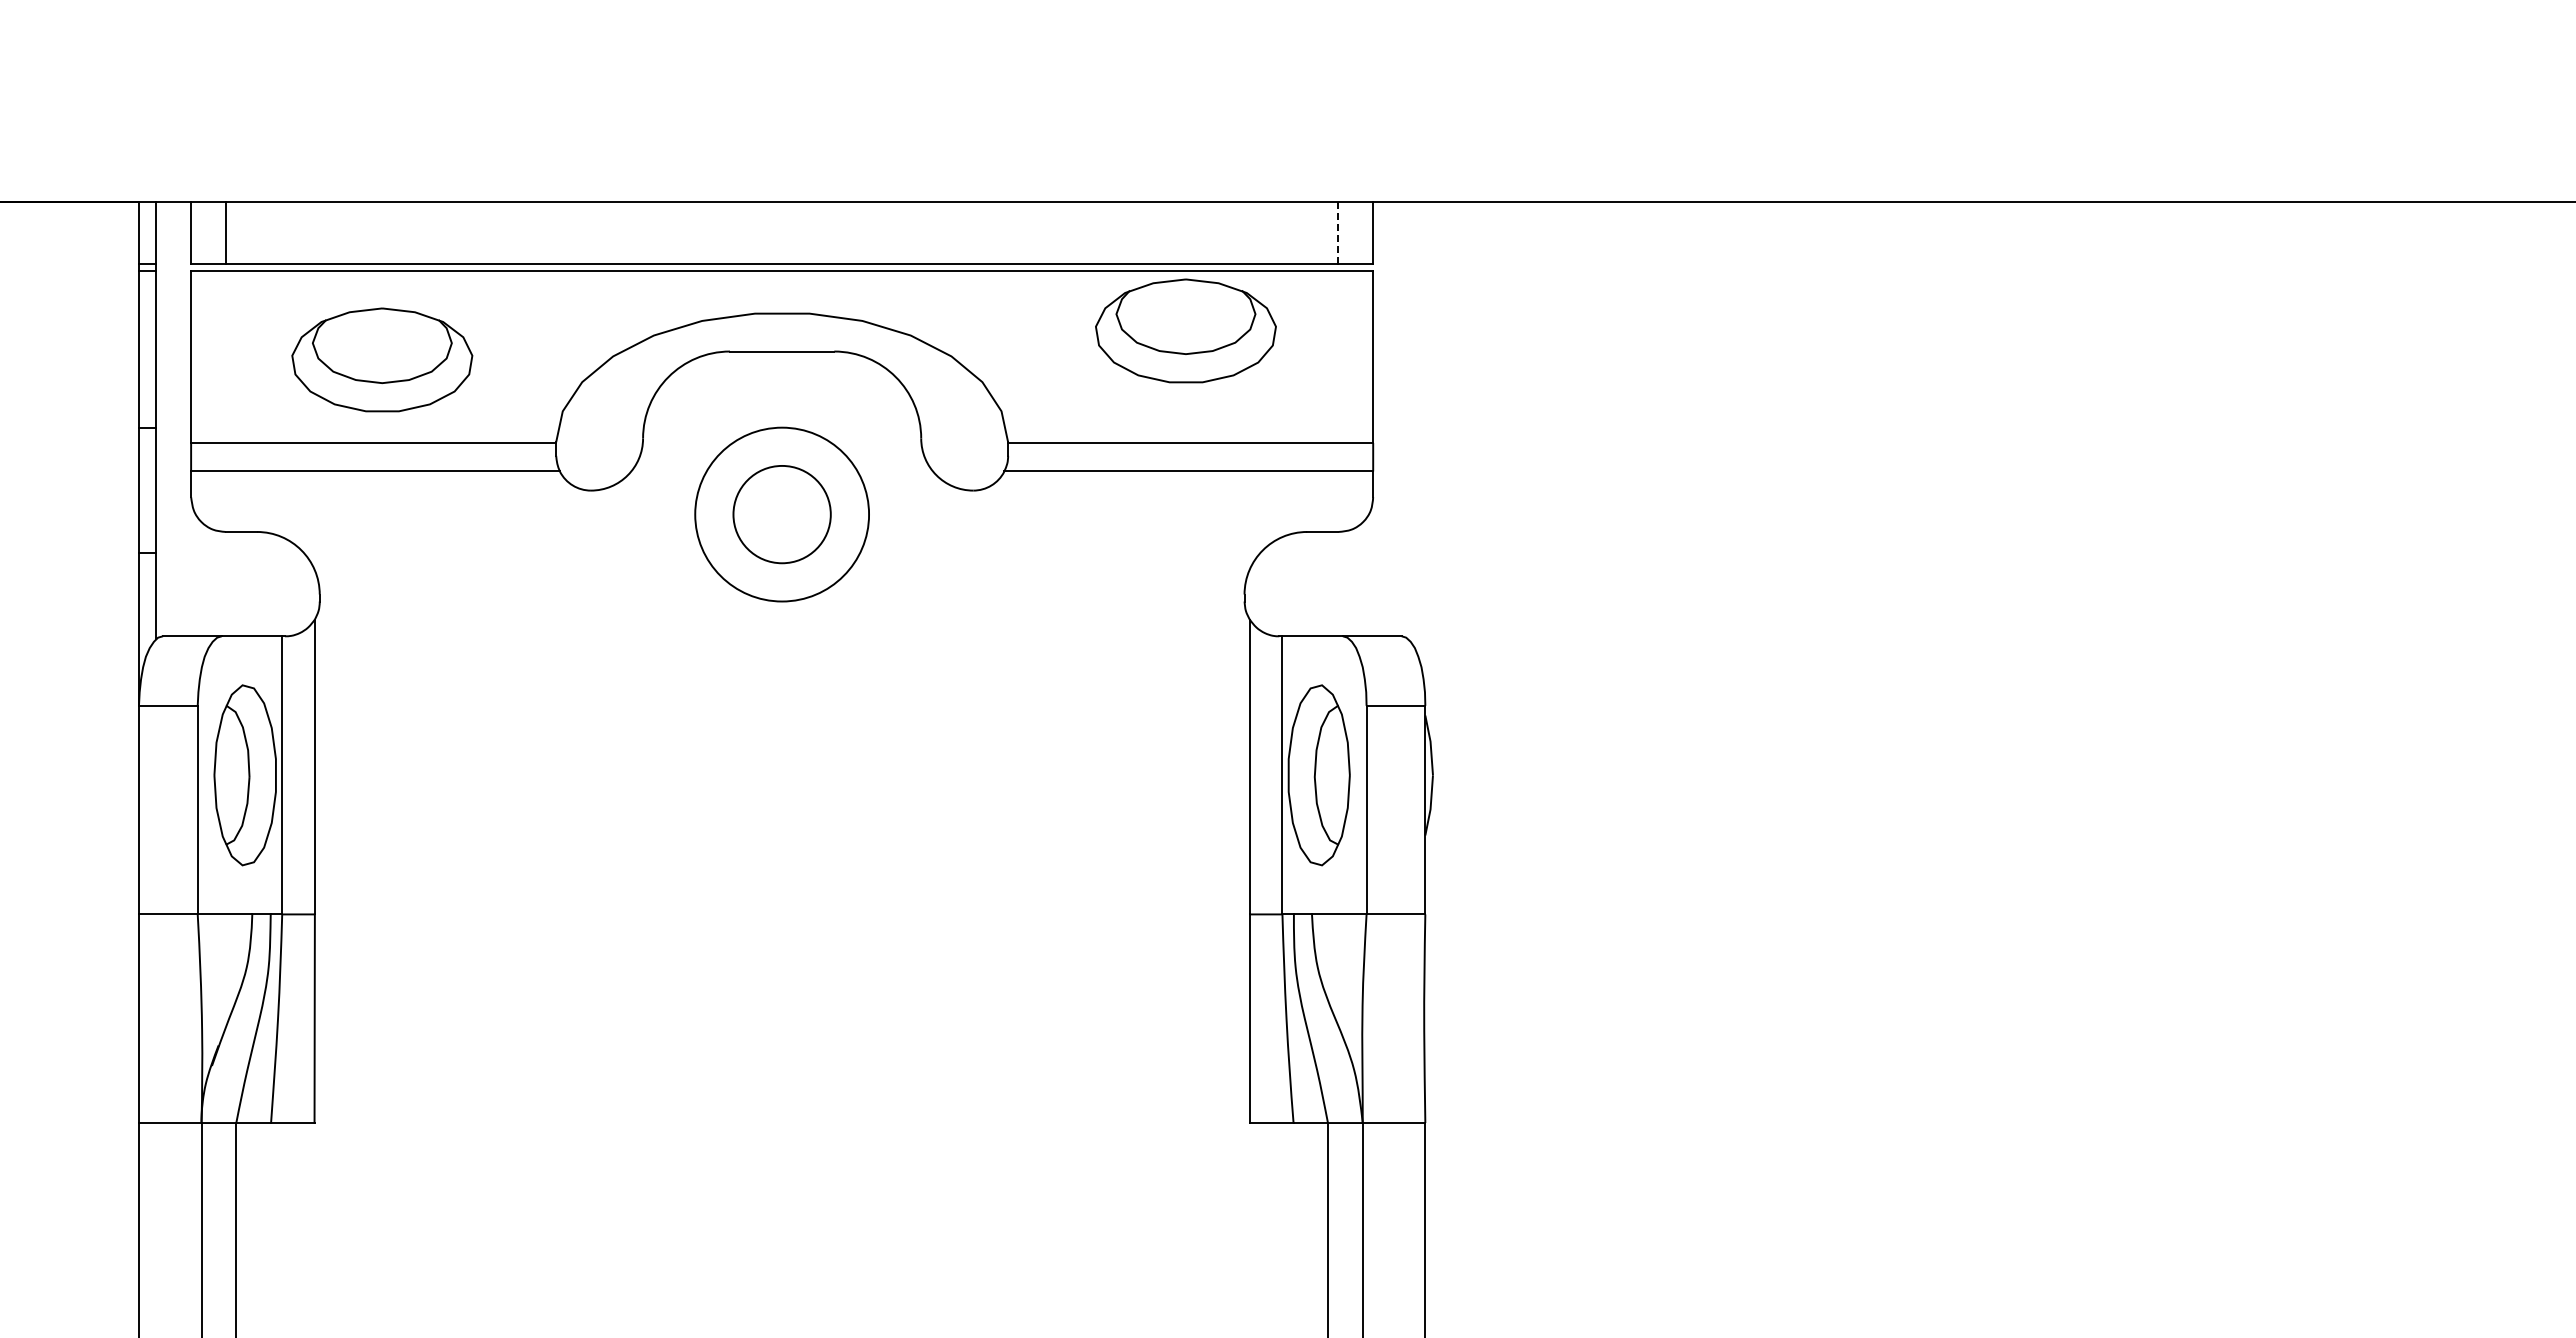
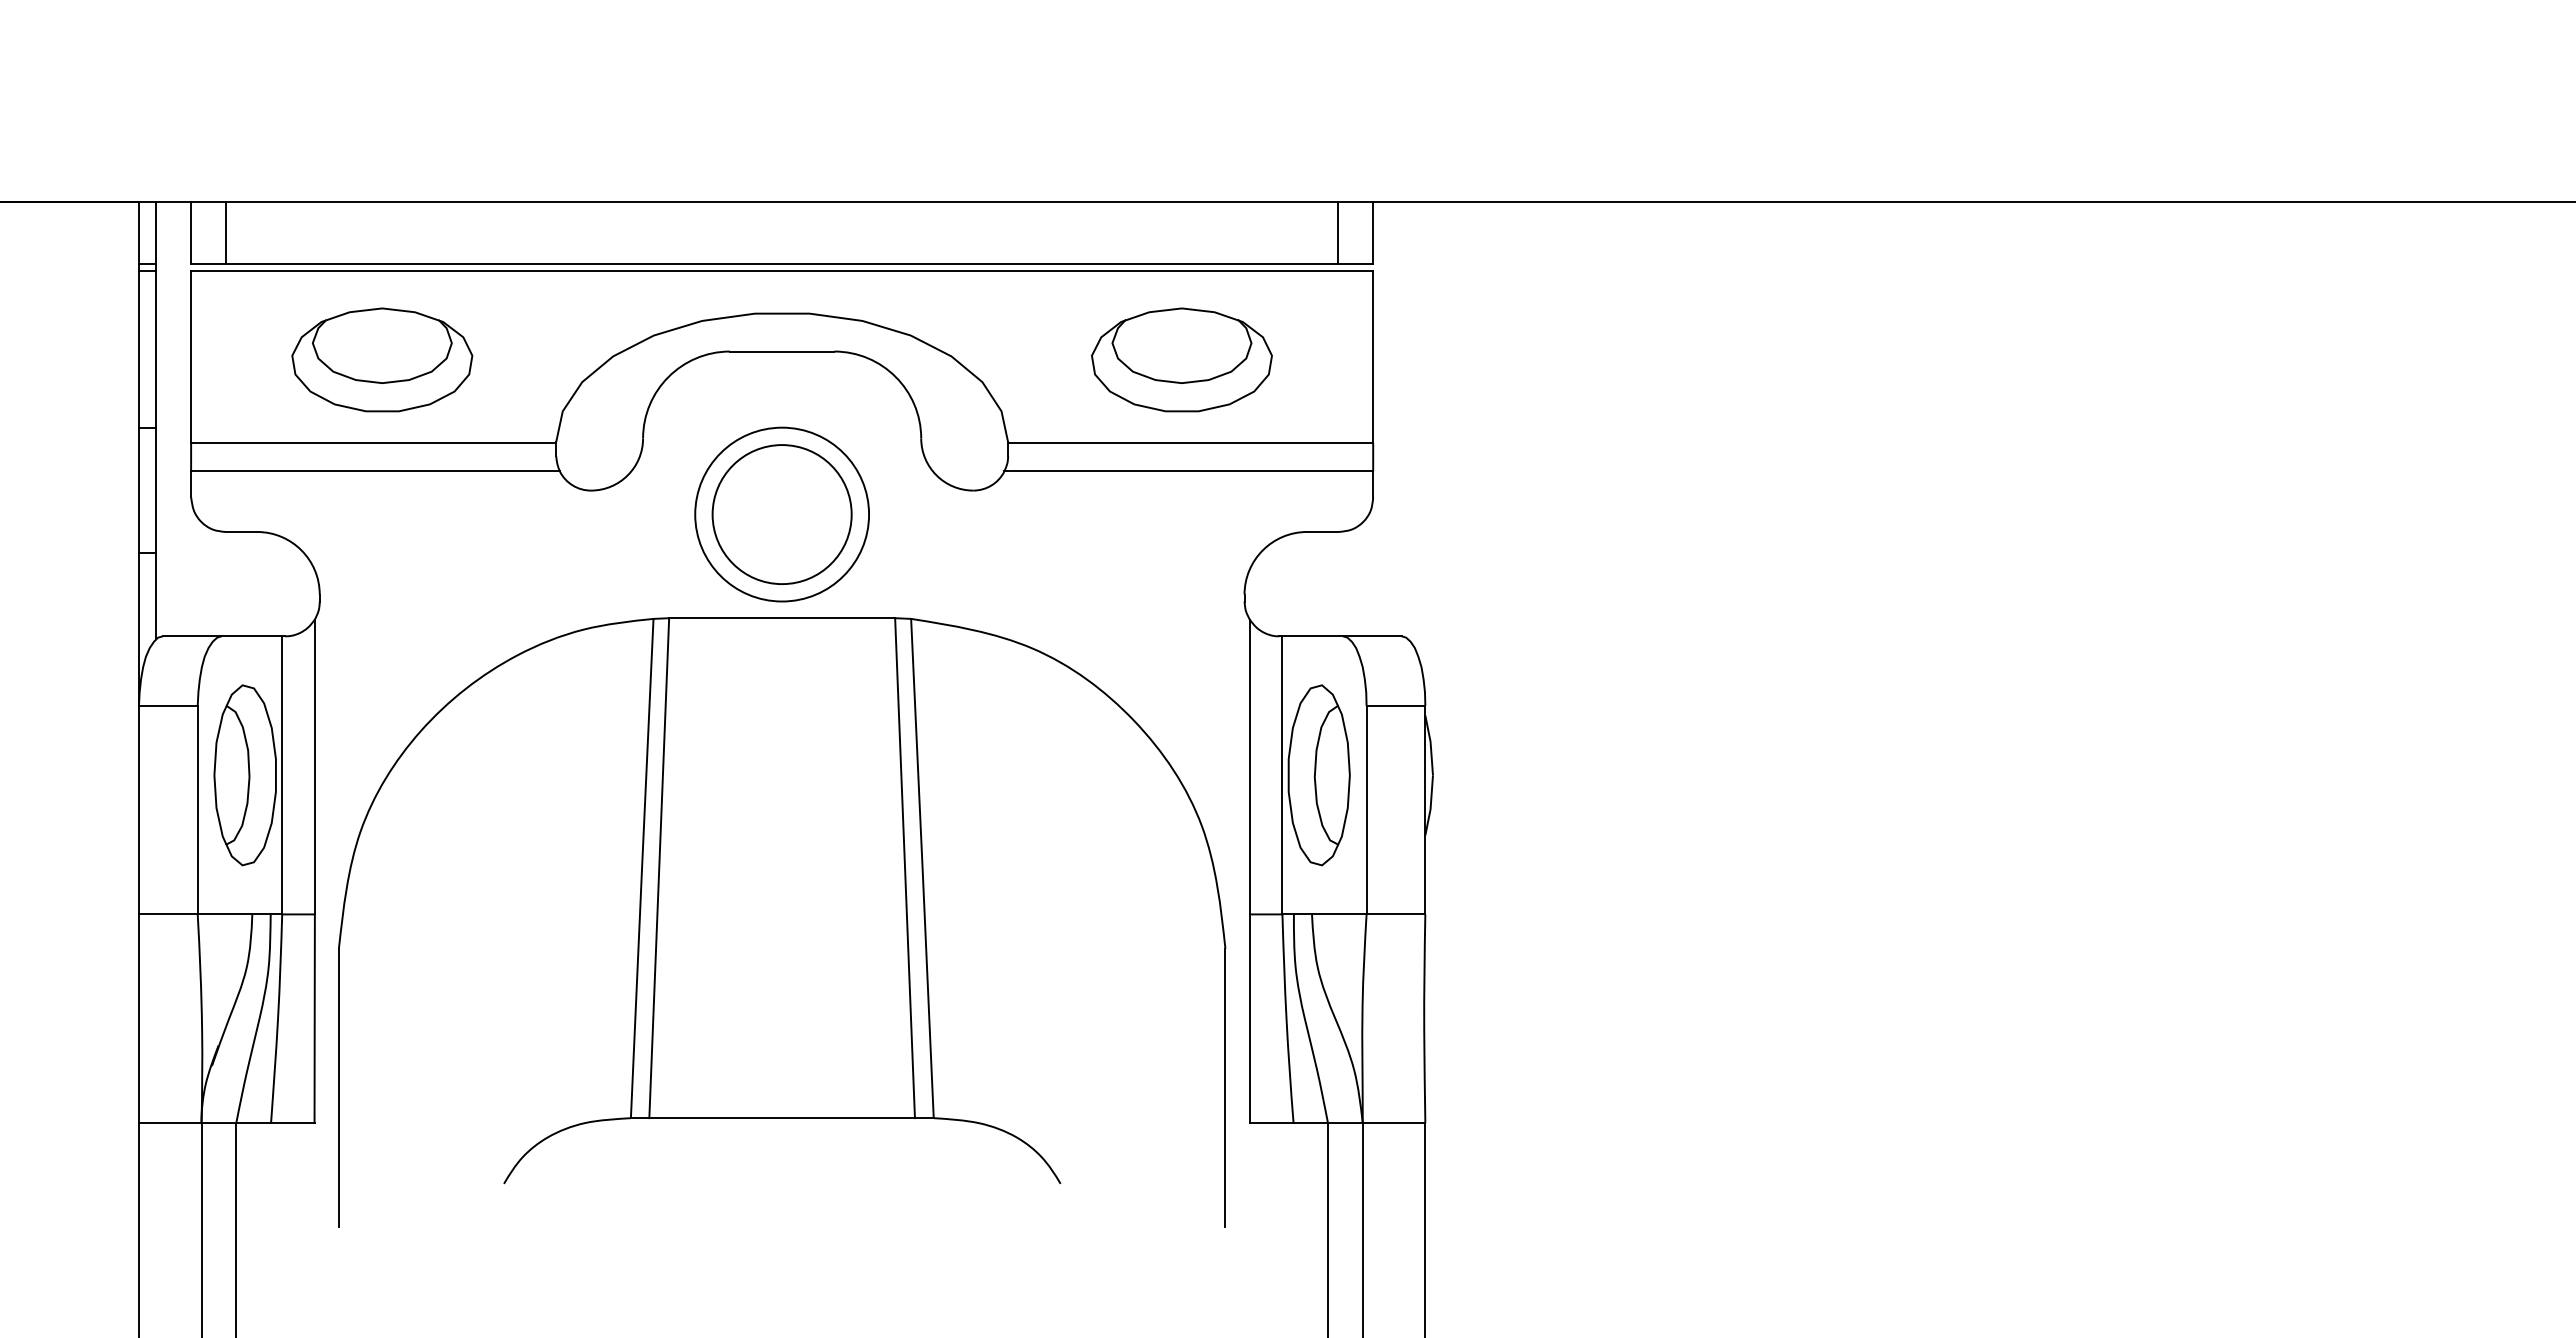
line: dashed -> solid (1338, 233)
part position: (1185, 330) -> (1181, 359) (1181, 359)
circle diameter: 97 px -> 139 px (781, 514)
part: none -> present (782, 922)
